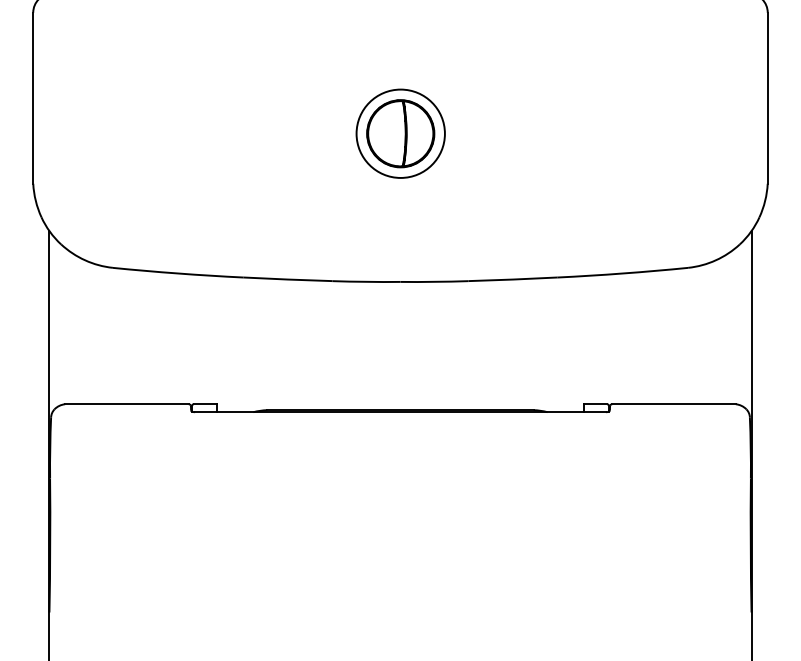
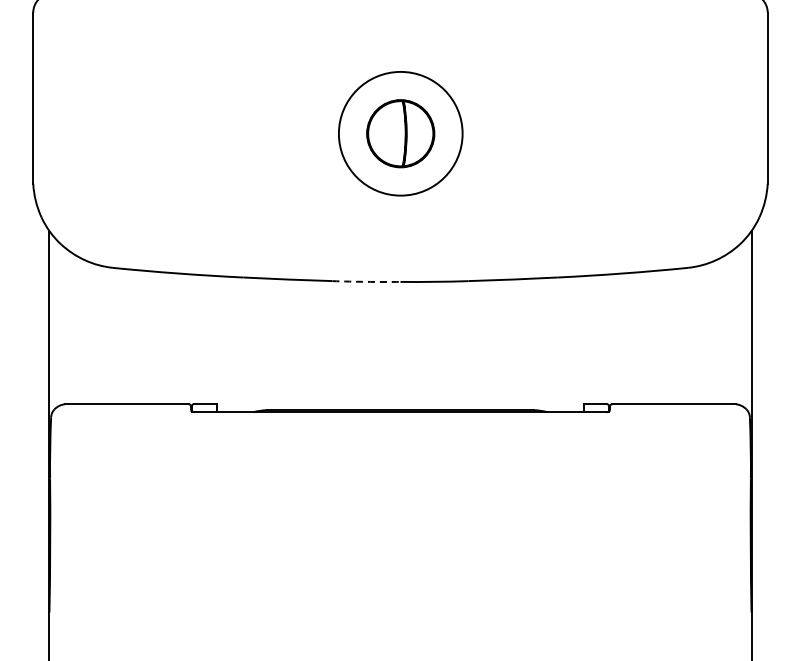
circle diameter: 88 px -> 124 px (400, 133)
arc: solid -> dashed (366, 281)
